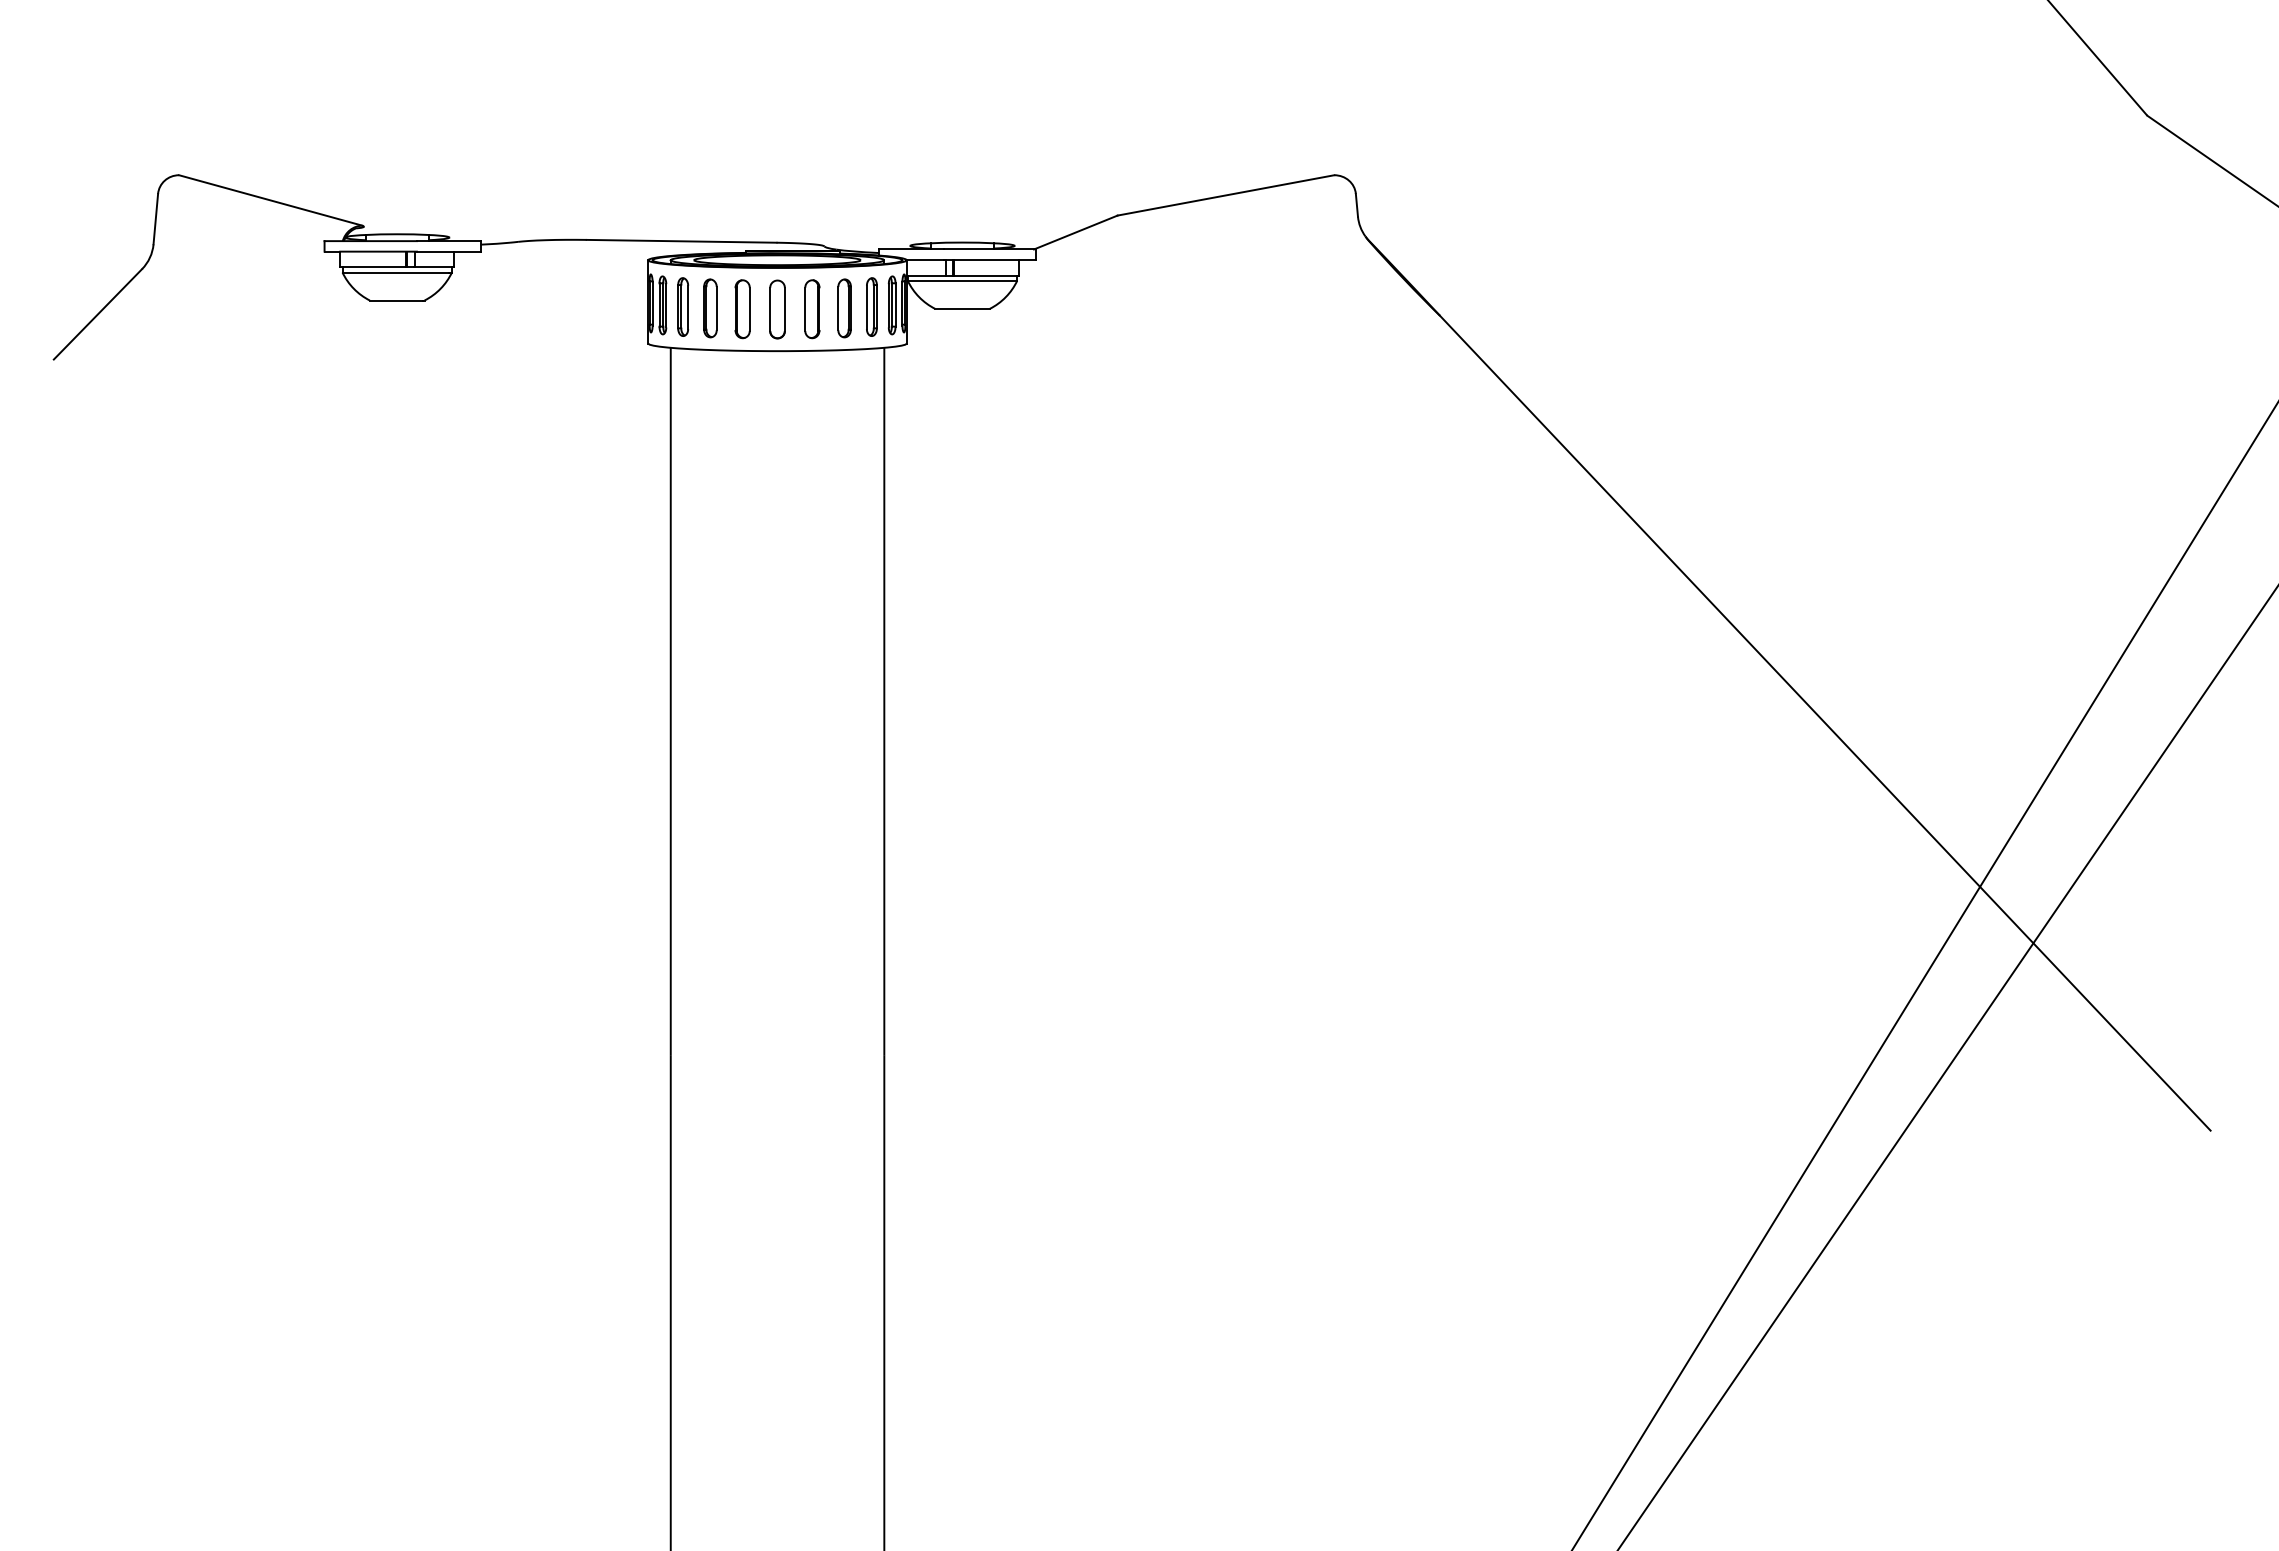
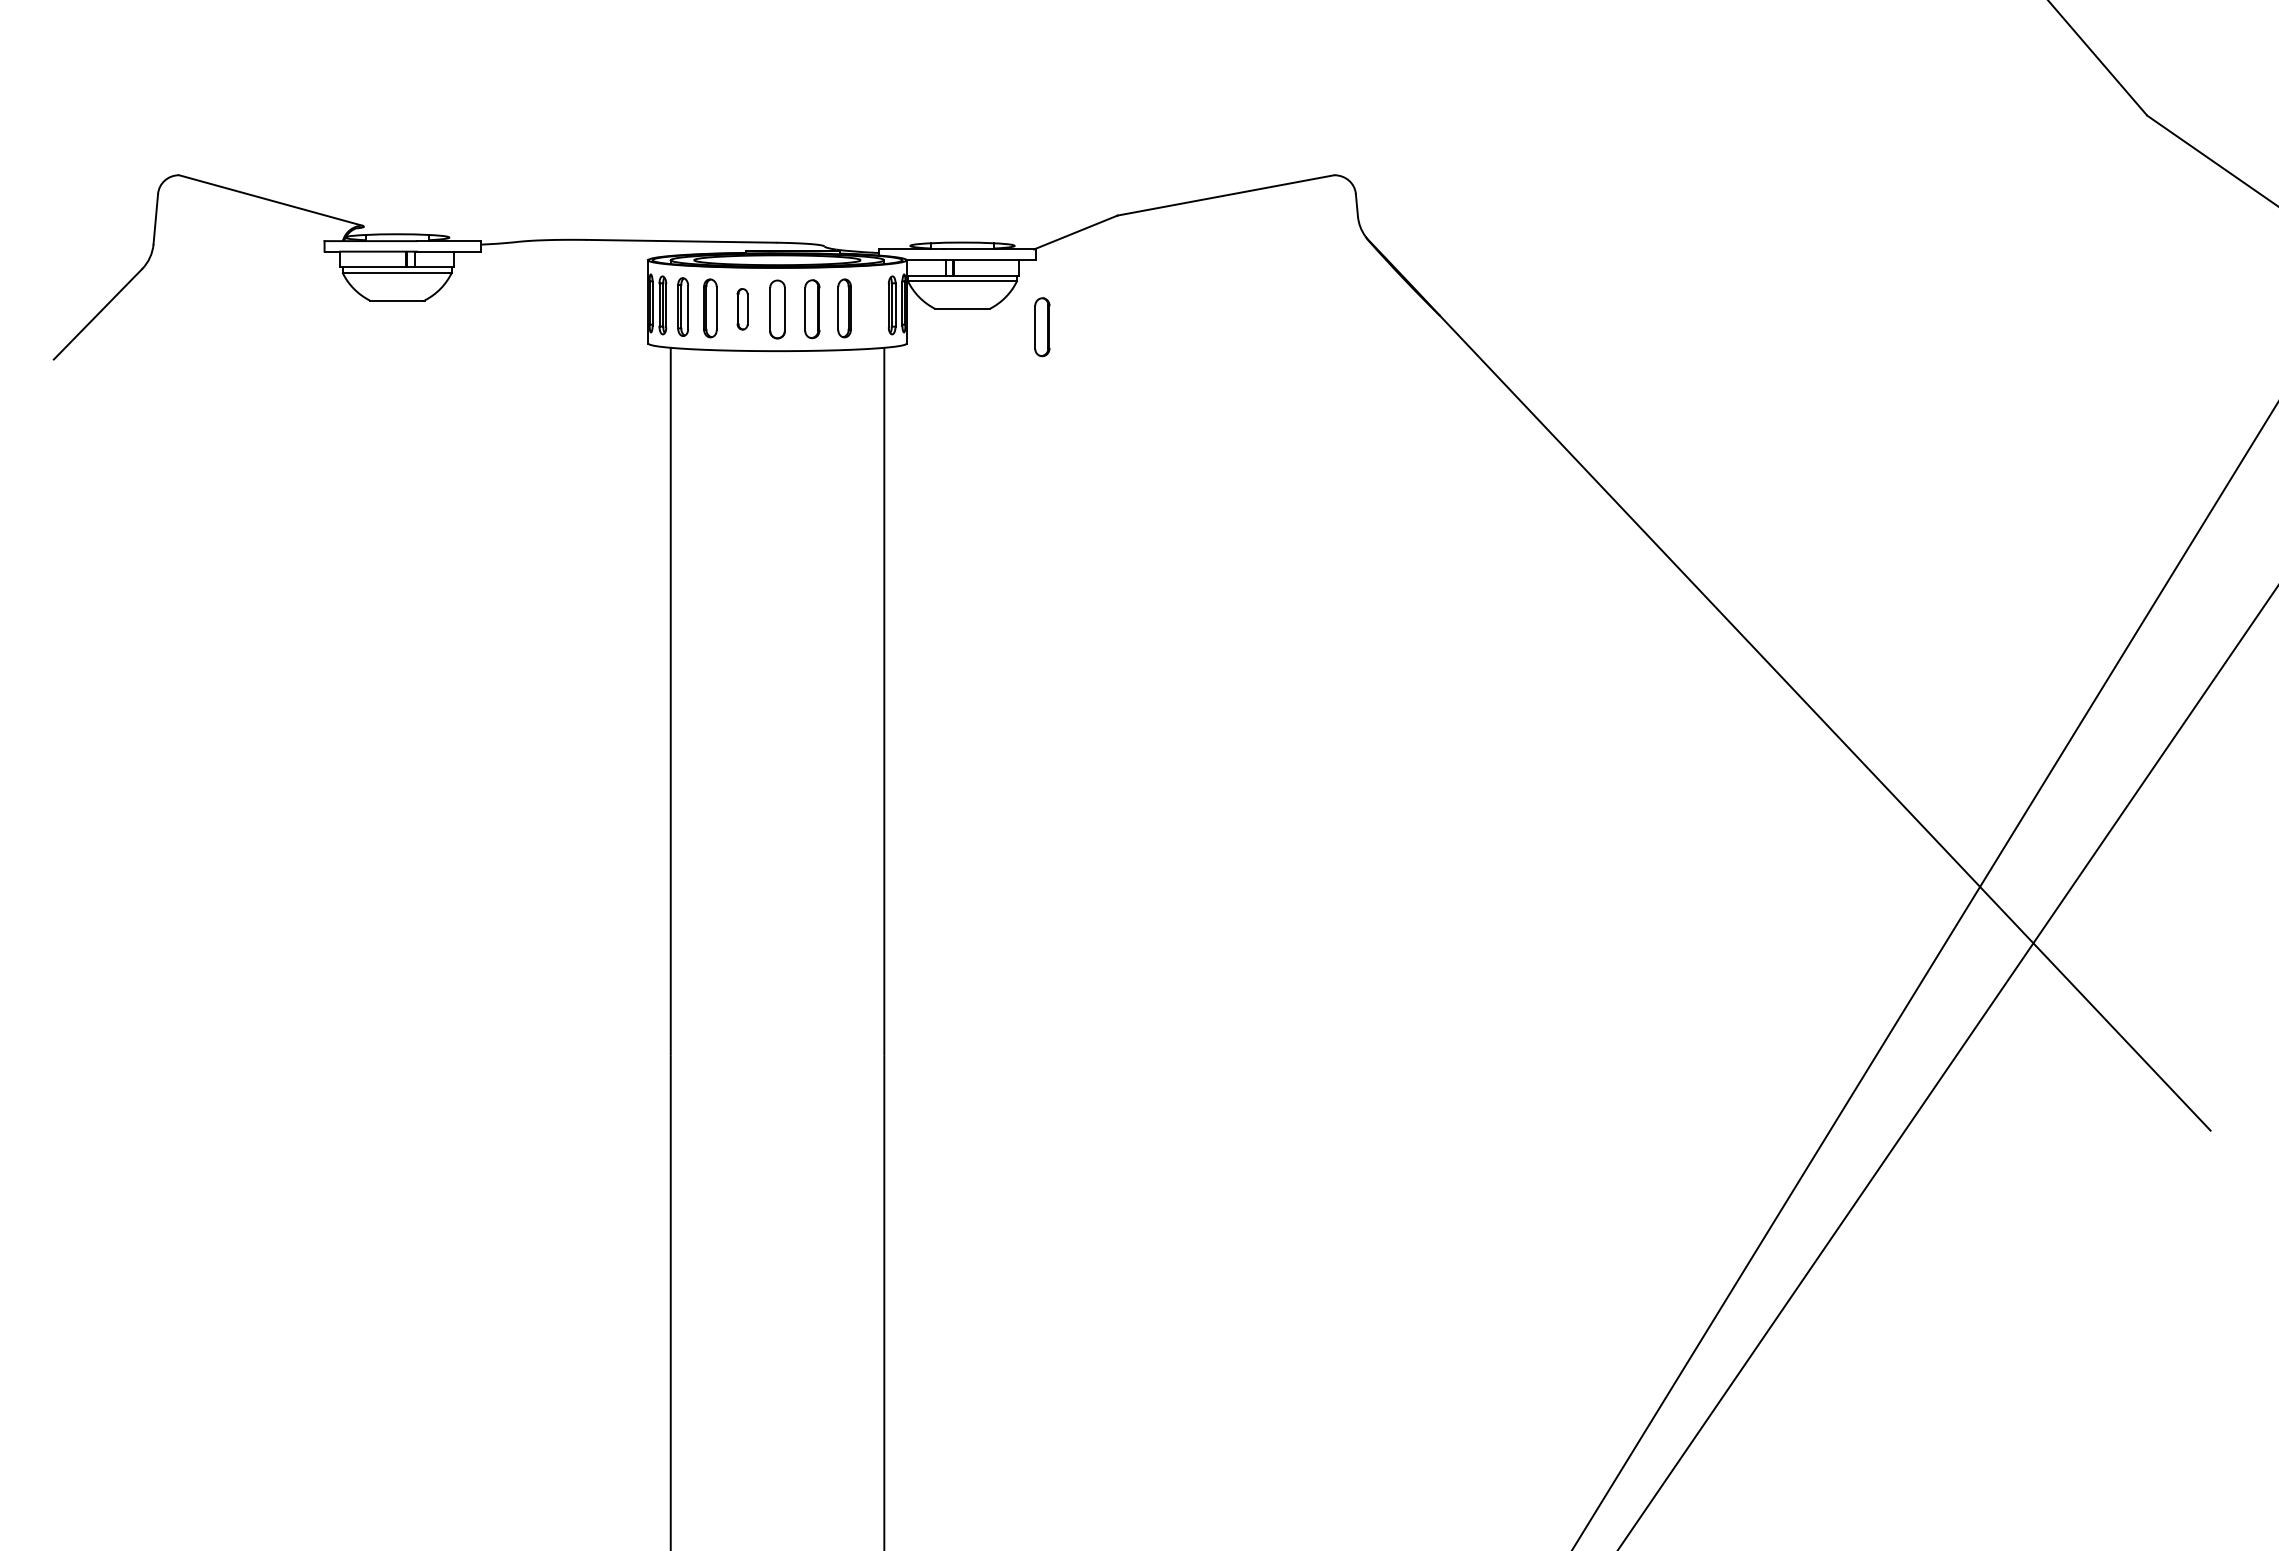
part: present -> none (871, 306)
part size: 17x61 px -> 13x43 px (742, 309)
part: none -> present (1042, 327)
